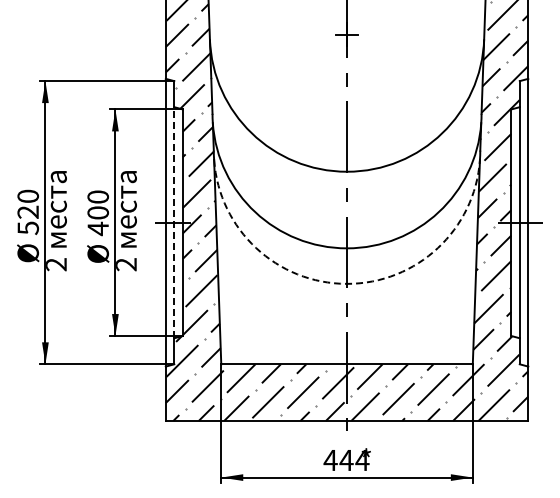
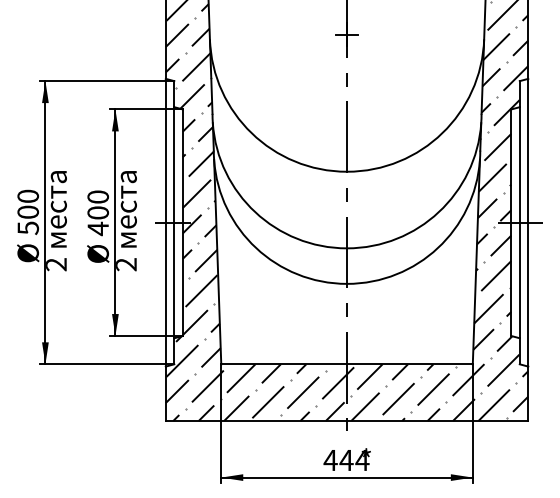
text: 520 -> 500 (28, 211)
line: dashed -> solid (174, 222)
arc: dashed -> solid (347, 283)
